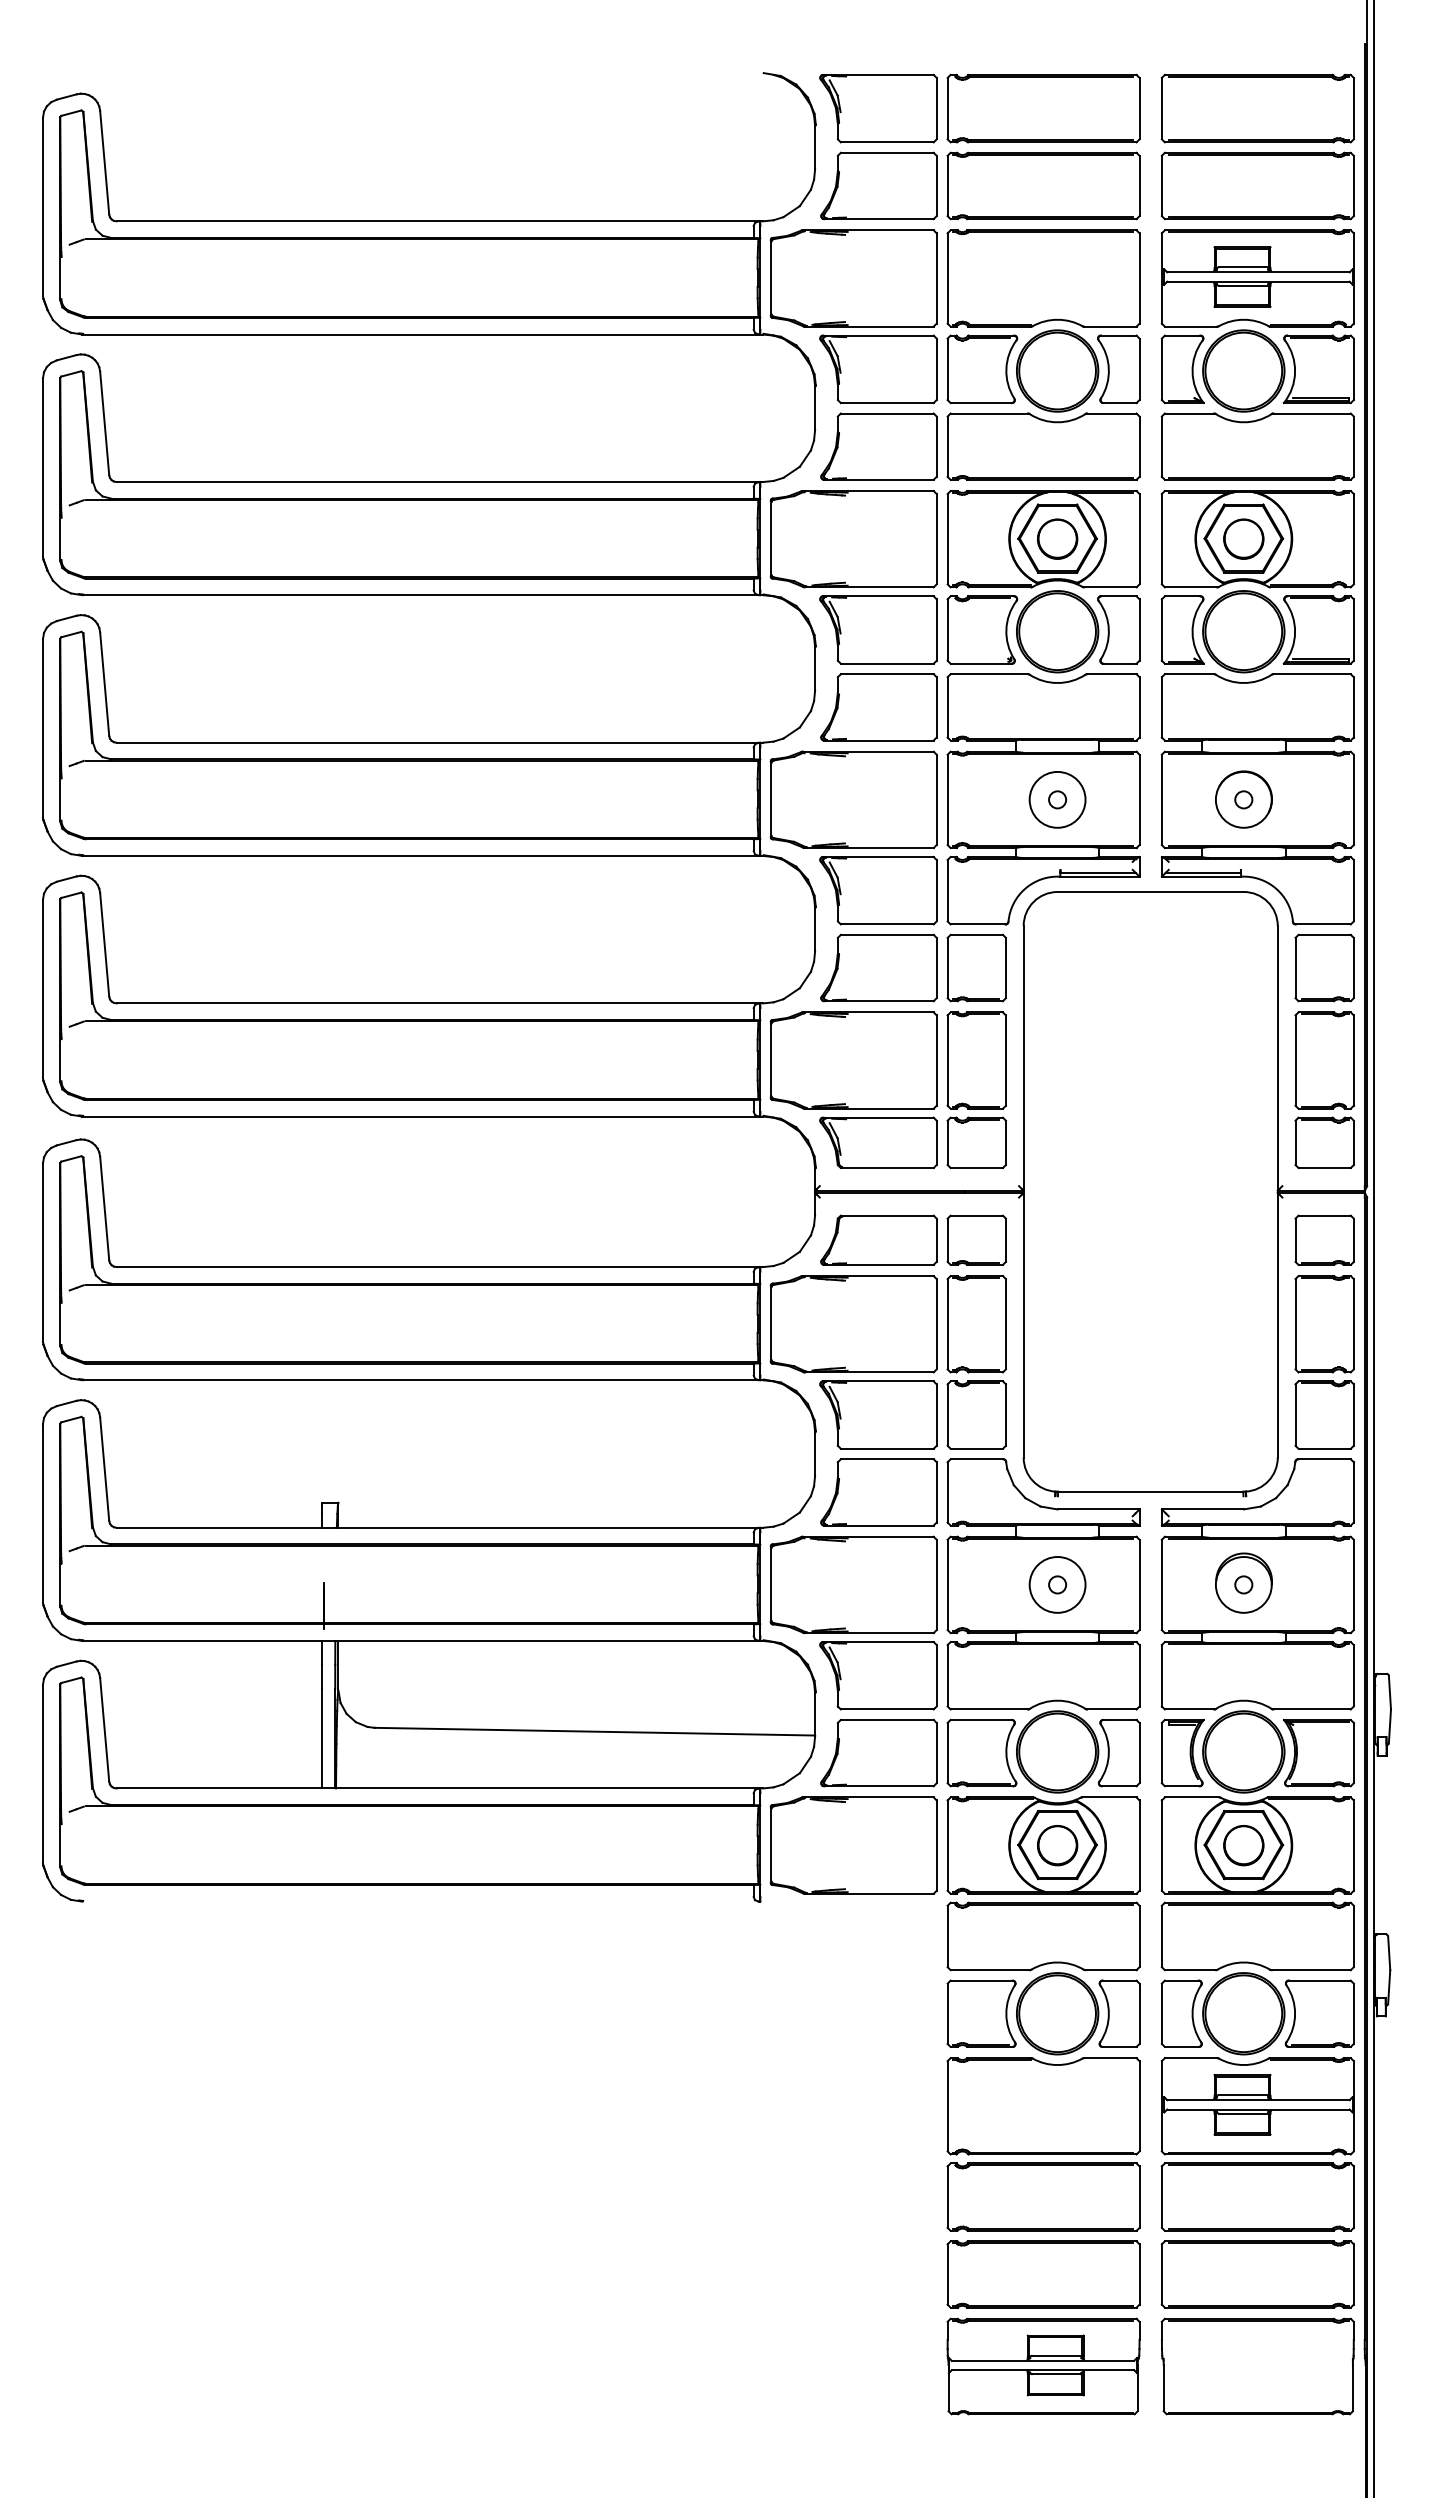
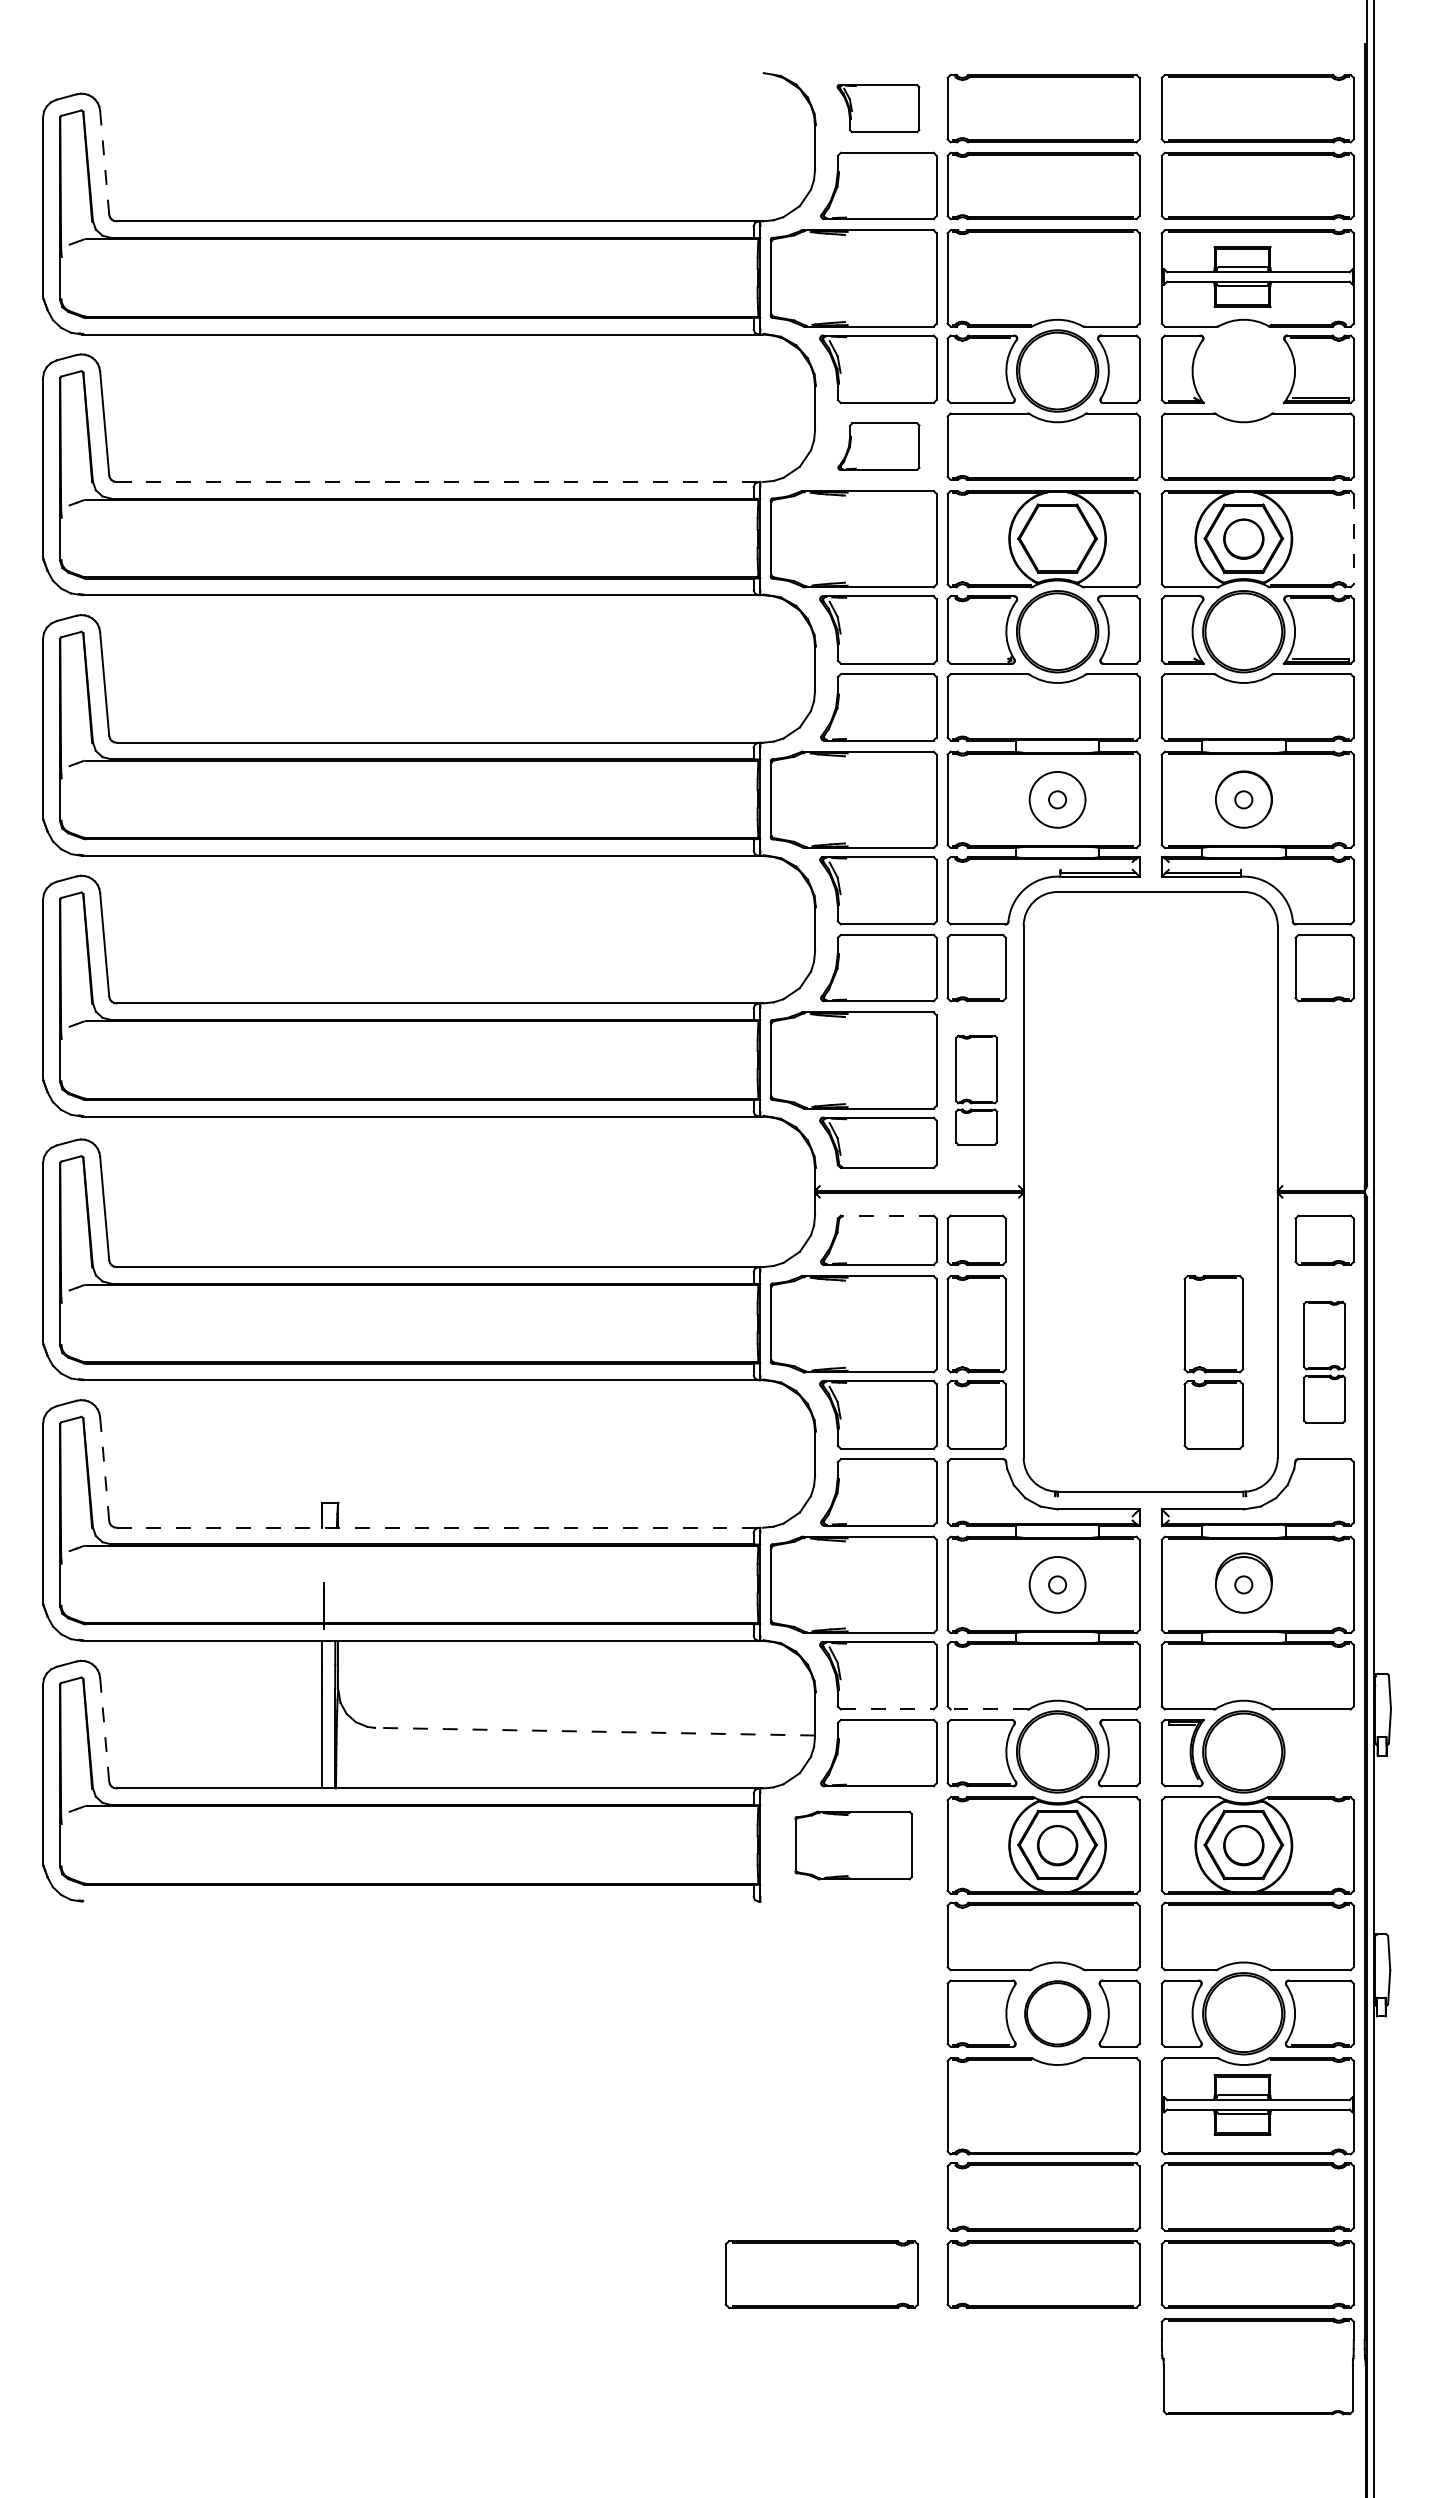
part size: 119x71 px -> 85x50 px (878, 108)
line: solid -> dashed (104, 162)
part: present -> none (1243, 370)
part size: 118x69 px -> 84x49 px (878, 446)
line: solid -> dashed (440, 482)
circle: present -> none (1057, 538)
line: solid -> dashed (1353, 539)
part size: 61x159 px -> 44x112 px (976, 1089)
part: present -> none (1324, 1090)
line: solid -> dashed (886, 1215)
part: none -> present (1213, 1362)
part size: 61x175 px -> 44x124 px (1324, 1361)
line: solid -> dashed (104, 1468)
line: solid -> dashed (440, 1527)
line: solid -> dashed (887, 1709)
line: solid -> dashed (989, 1709)
line: solid -> dashed (104, 1729)
line: solid -> dashed (594, 1731)
part: present -> none (1318, 1752)
part size: 169x99 px -> 119x71 px (853, 1845)
part size: 84x84 px -> 68x68 px (1057, 2013)
part: none -> present (821, 2274)
part: present -> none (1043, 2366)
